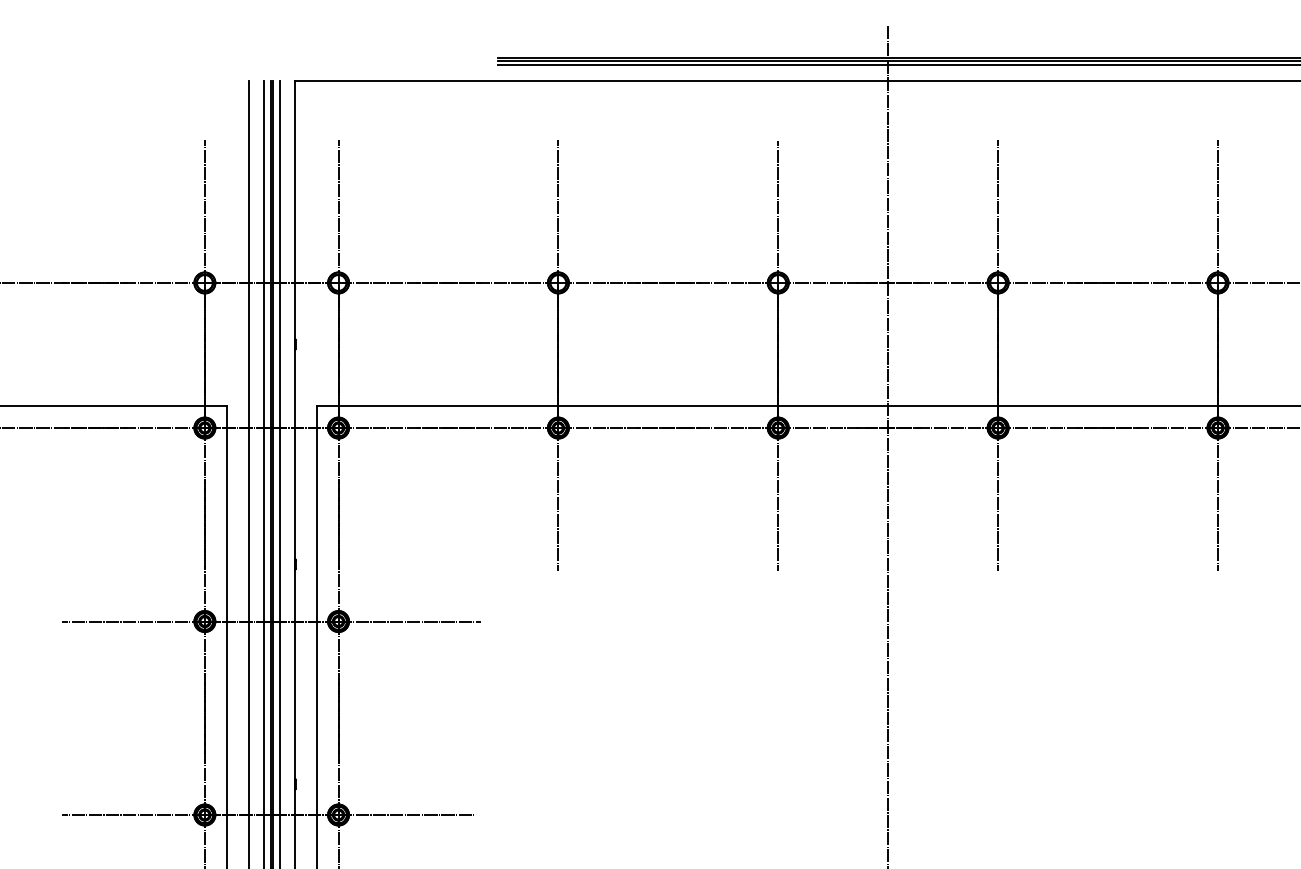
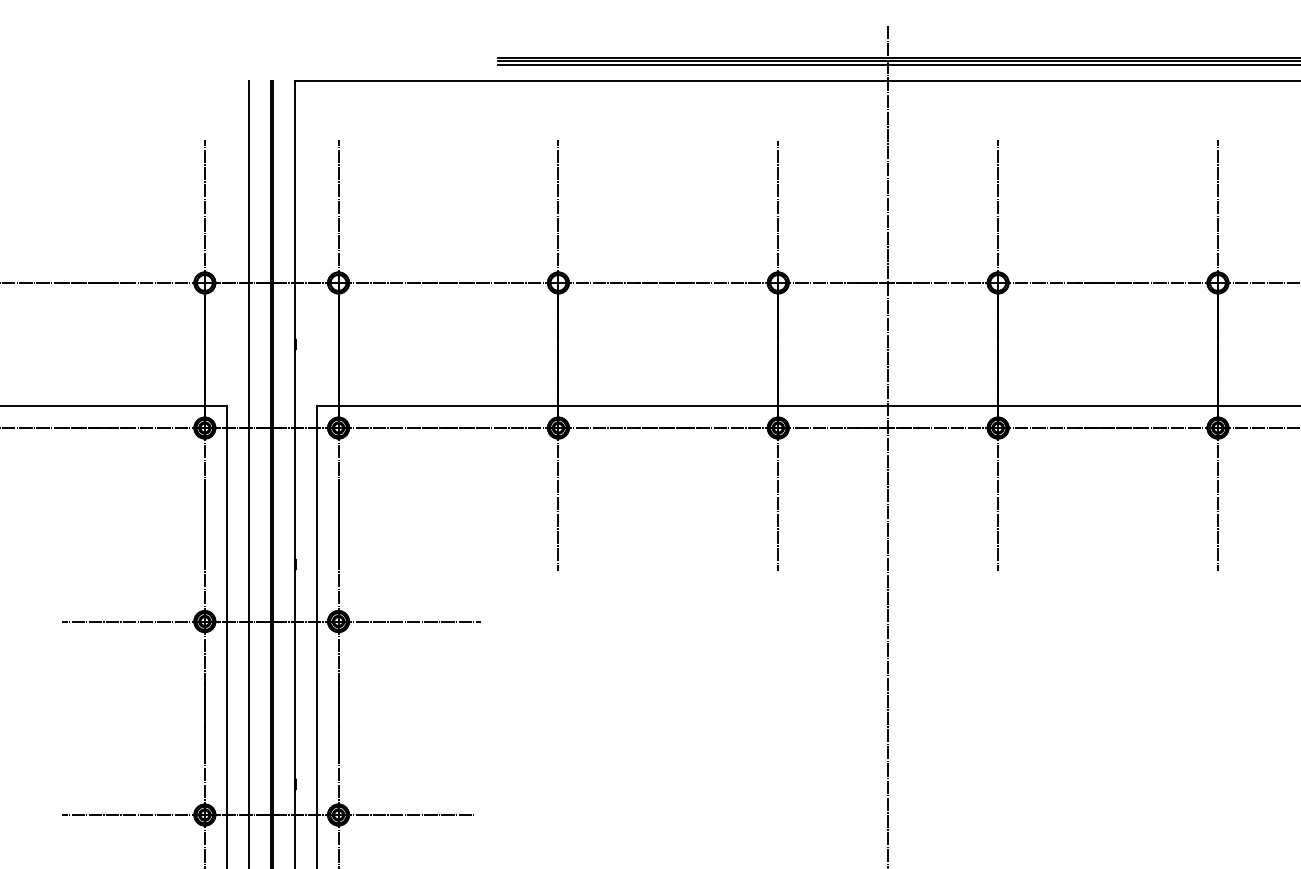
line: present -> none (263, 472)
line: present -> none (279, 472)
